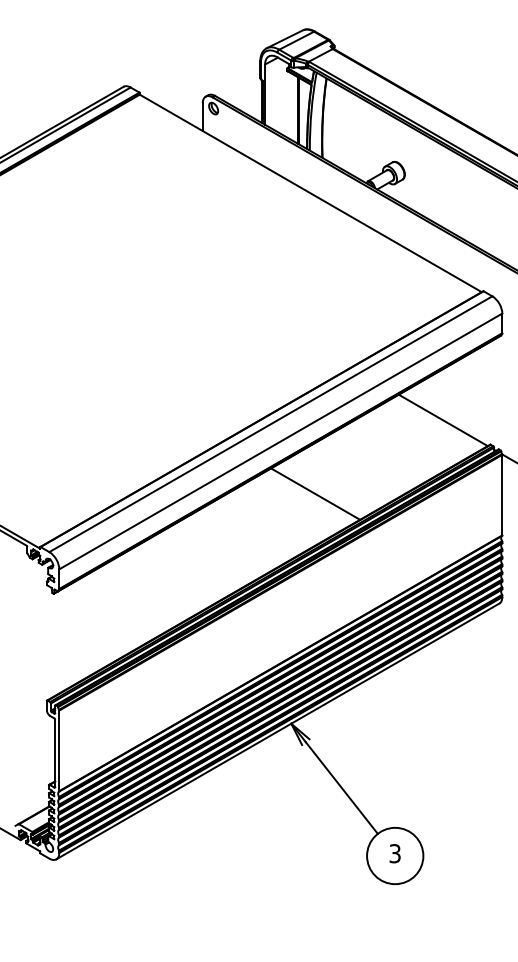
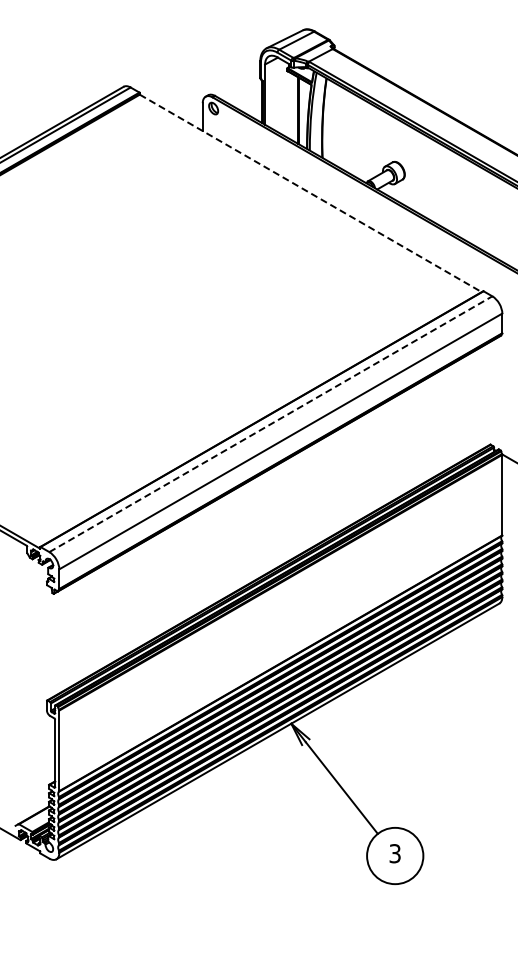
line: solid -> dashed (311, 193)
line: present -> none (442, 420)
line: solid -> dashed (270, 424)
line: present -> none (315, 493)
